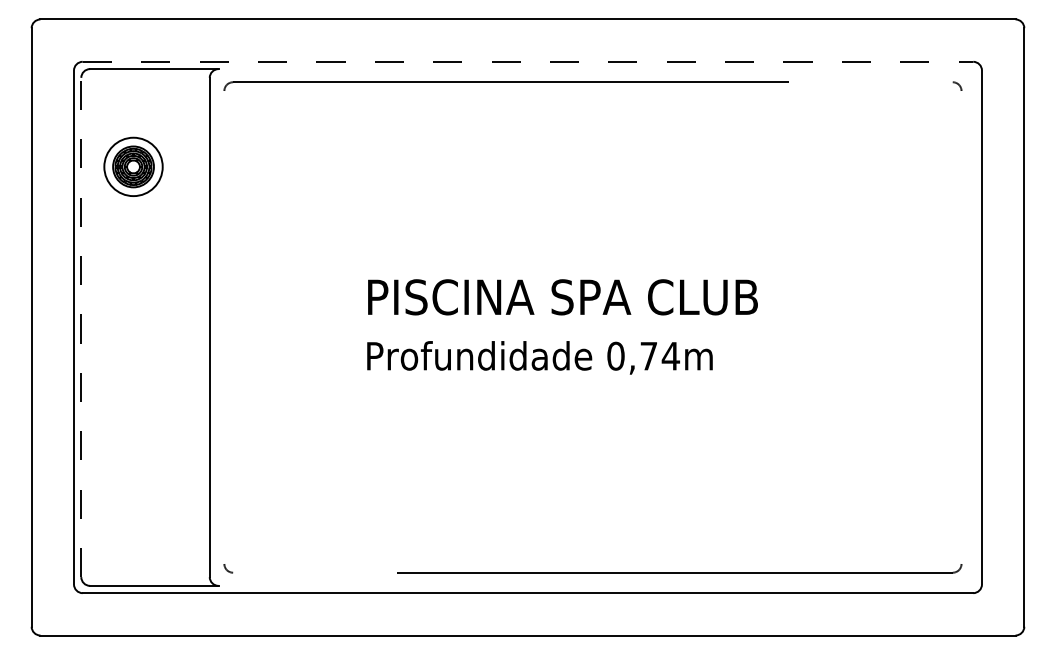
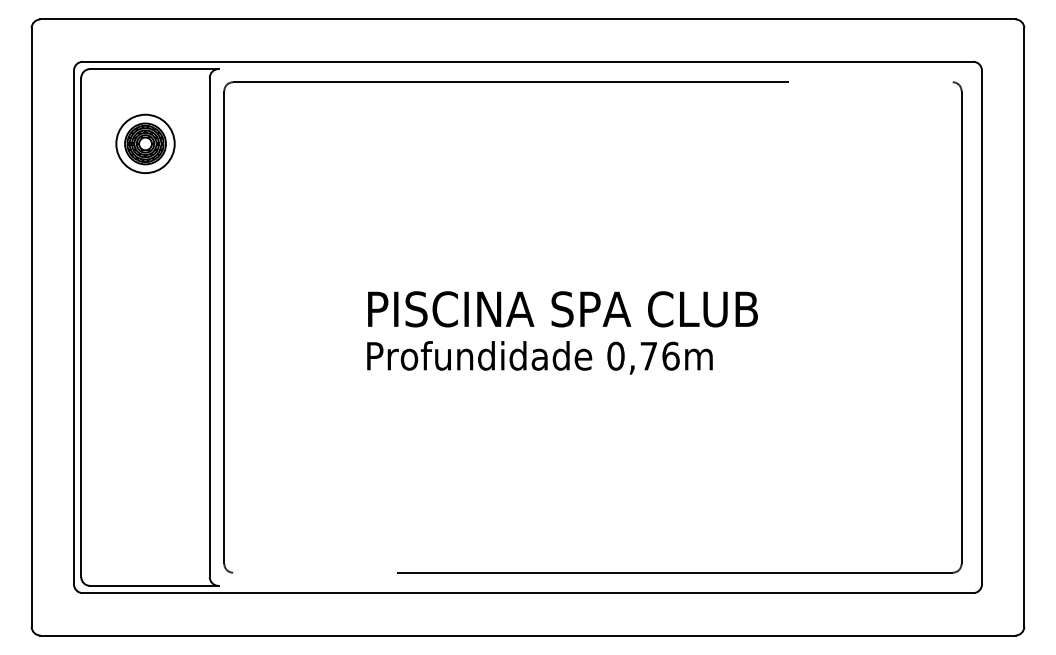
line: dashed -> solid (528, 61)
part position: (133, 166) -> (145, 143) (145, 143)
text position: (562, 297) -> (562, 309) (562, 309)
line: dashed -> solid (81, 327)
line: none -> present (224, 327)
line: none -> present (961, 327)
text: 0,74m -> 0,76m (670, 355)
